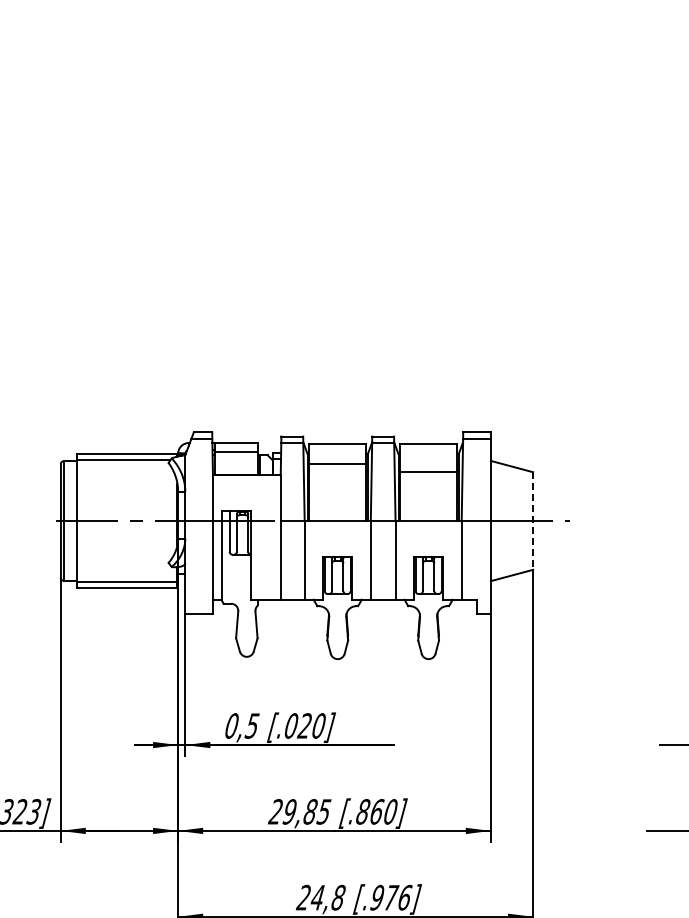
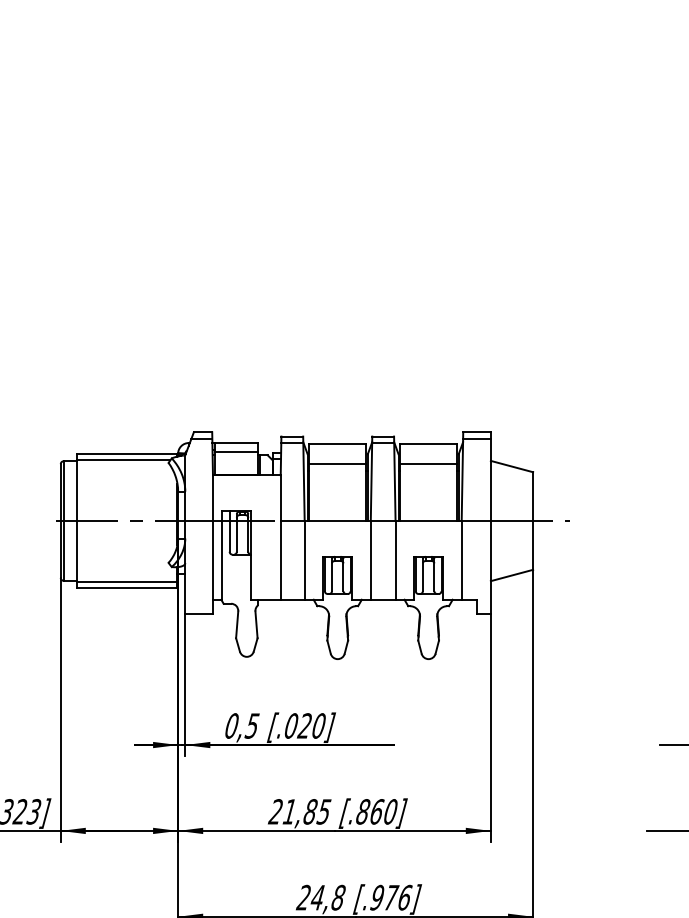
line position: (428, 471) -> (428, 463) (428, 463)
line: dashed -> solid (533, 521)
text: 29,85 -> 21,85 (289, 811)
